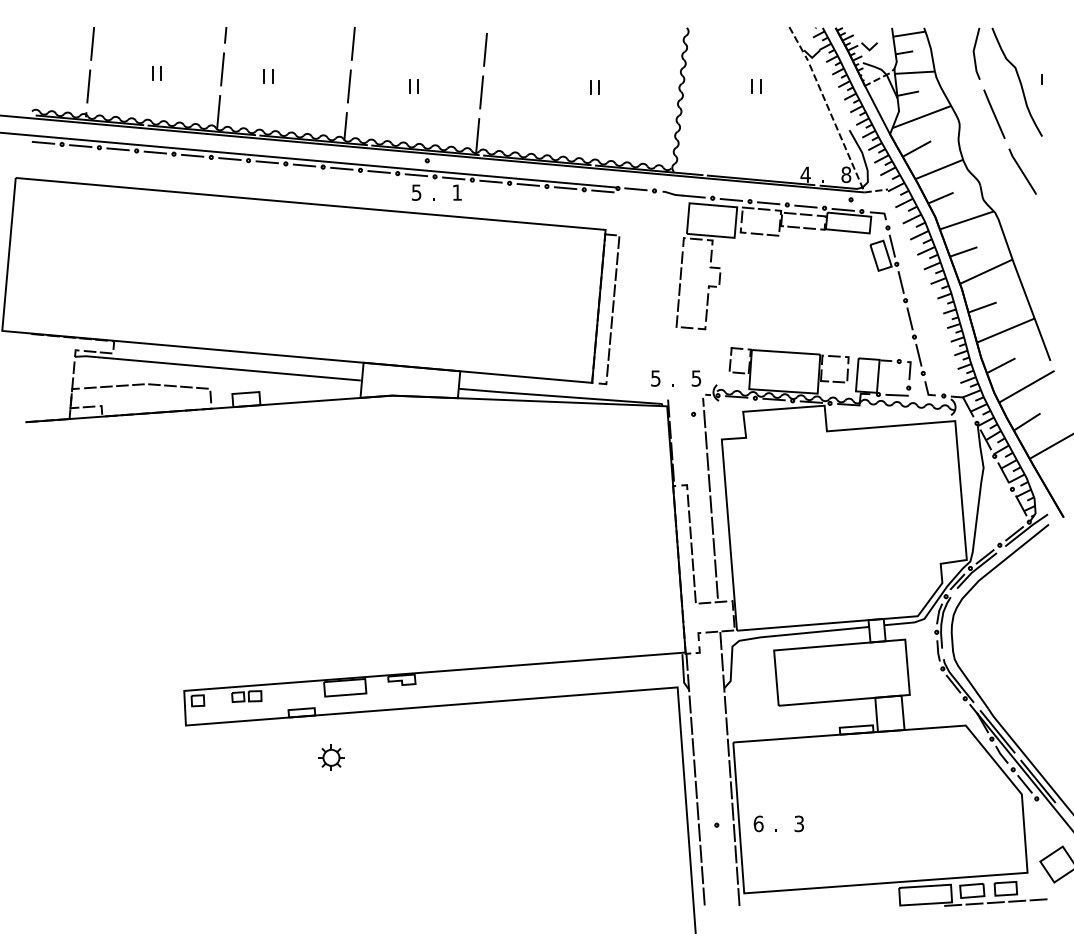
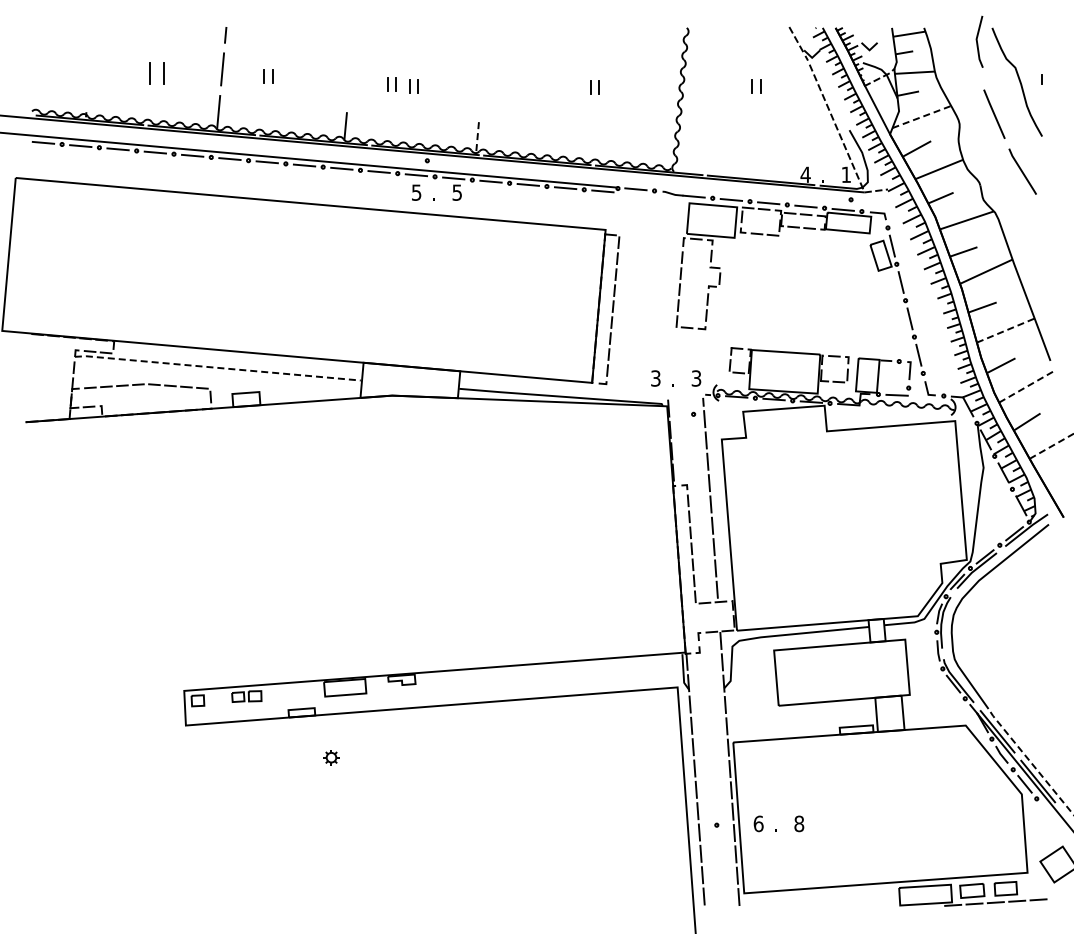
line: present -> none (92, 43)
line: present -> none (353, 43)
line: present -> none (485, 49)
line position: (974, 53) -> (977, 41) (977, 41)
part size: 10x15 px -> 16x23 px (156, 73)
part: none -> present (391, 84)
line: present -> none (88, 86)
line: present -> none (348, 86)
line: present -> none (481, 92)
line: solid -> dashed (922, 116)
line: solid -> dashed (477, 134)
text: 8 -> 1 (846, 174)
text: 1 -> 5 (456, 192)
line: solid -> dashed (1006, 330)
line: solid -> dashed (217, 367)
text: 5 -> 3 (655, 377)
text: 5 -> 3 (696, 378)
line: solid -> dashed (1026, 386)
line: solid -> dashed (1052, 446)
part size: 27x27 px -> 17x16 px (331, 757)
line: solid -> dashed (1030, 761)
text: 3 -> 8 (799, 823)
